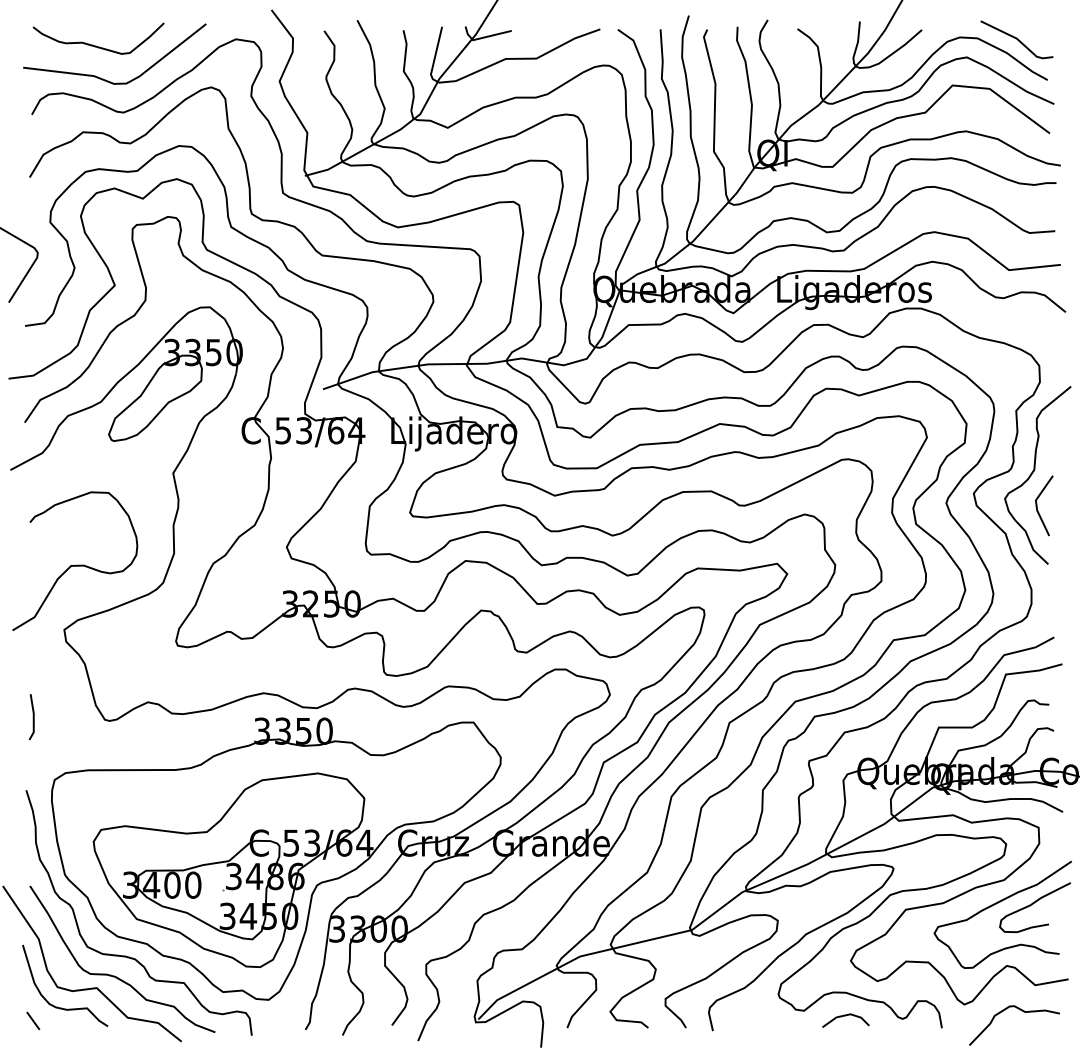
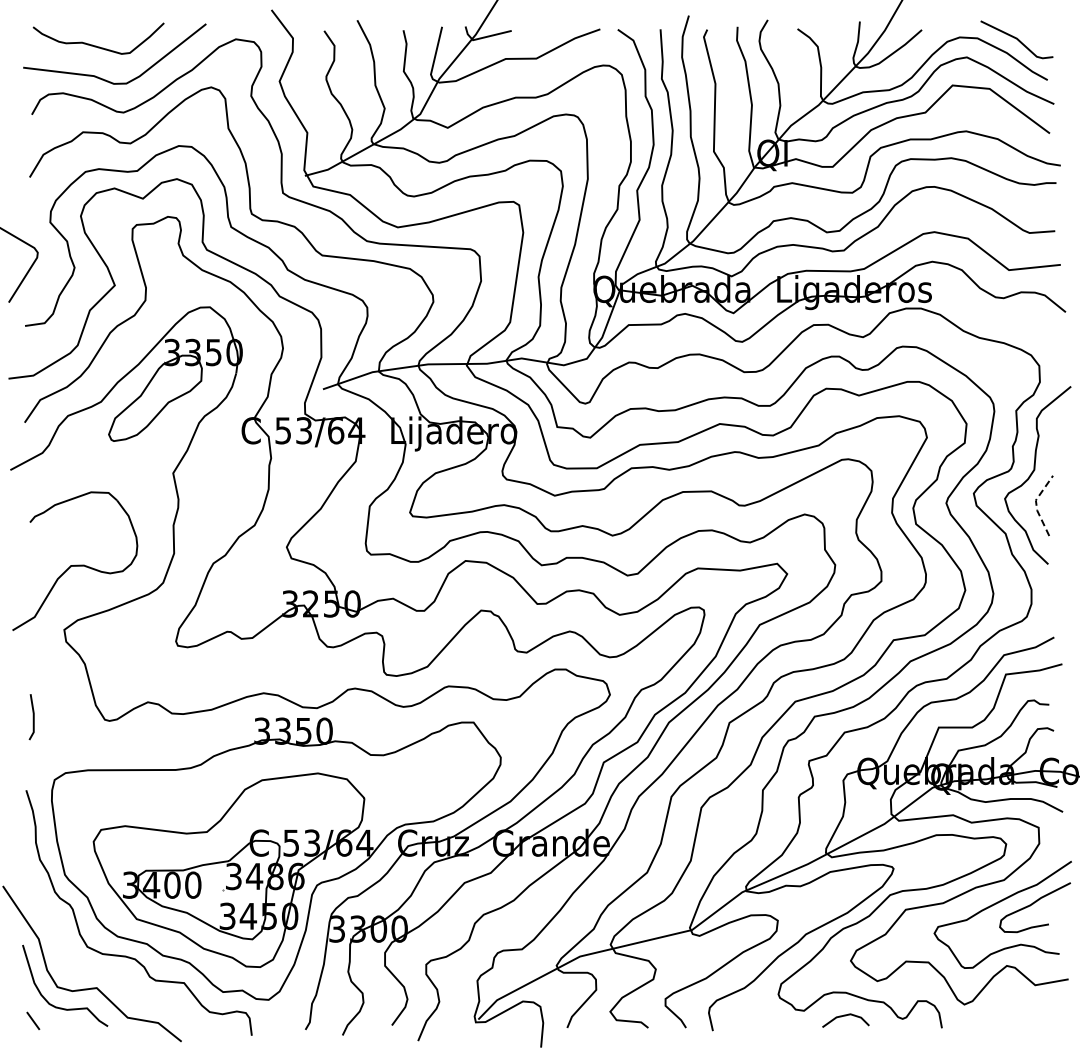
line: solid -> dashed (1036, 504)
curve: present -> none (114, 975)
curve: present -> none (1021, 1011)
